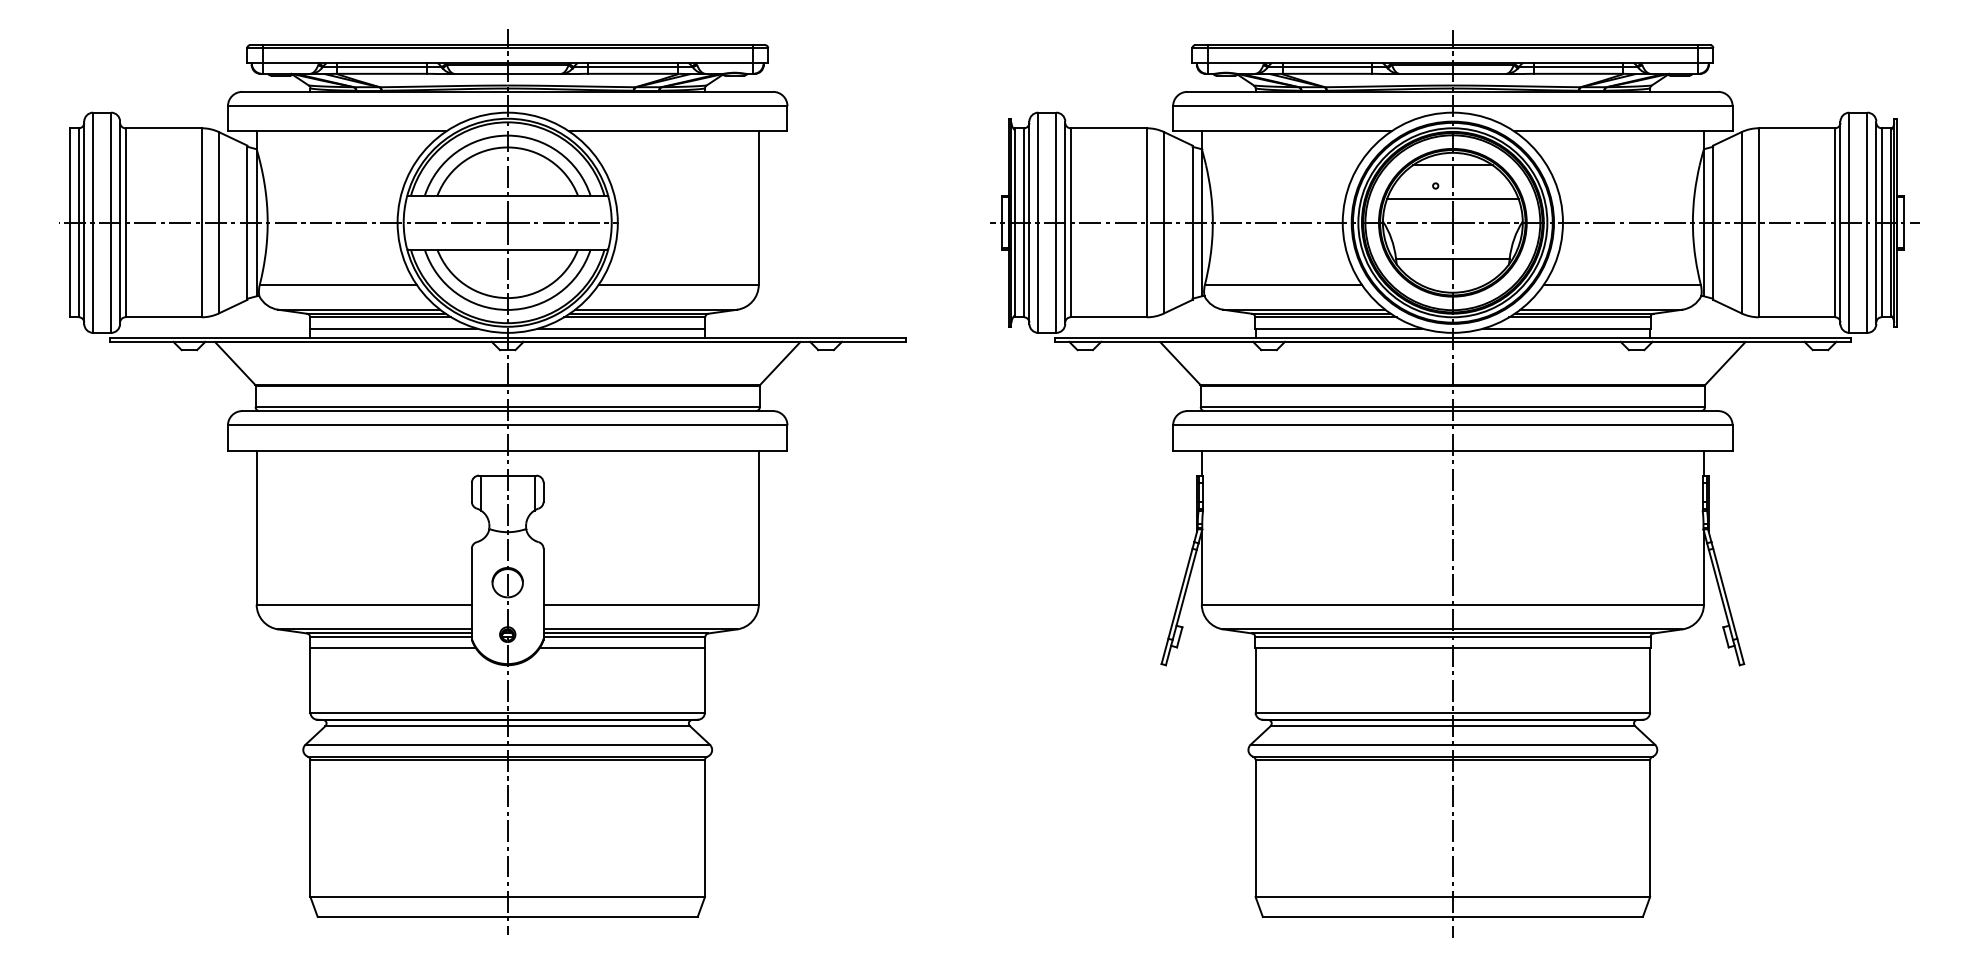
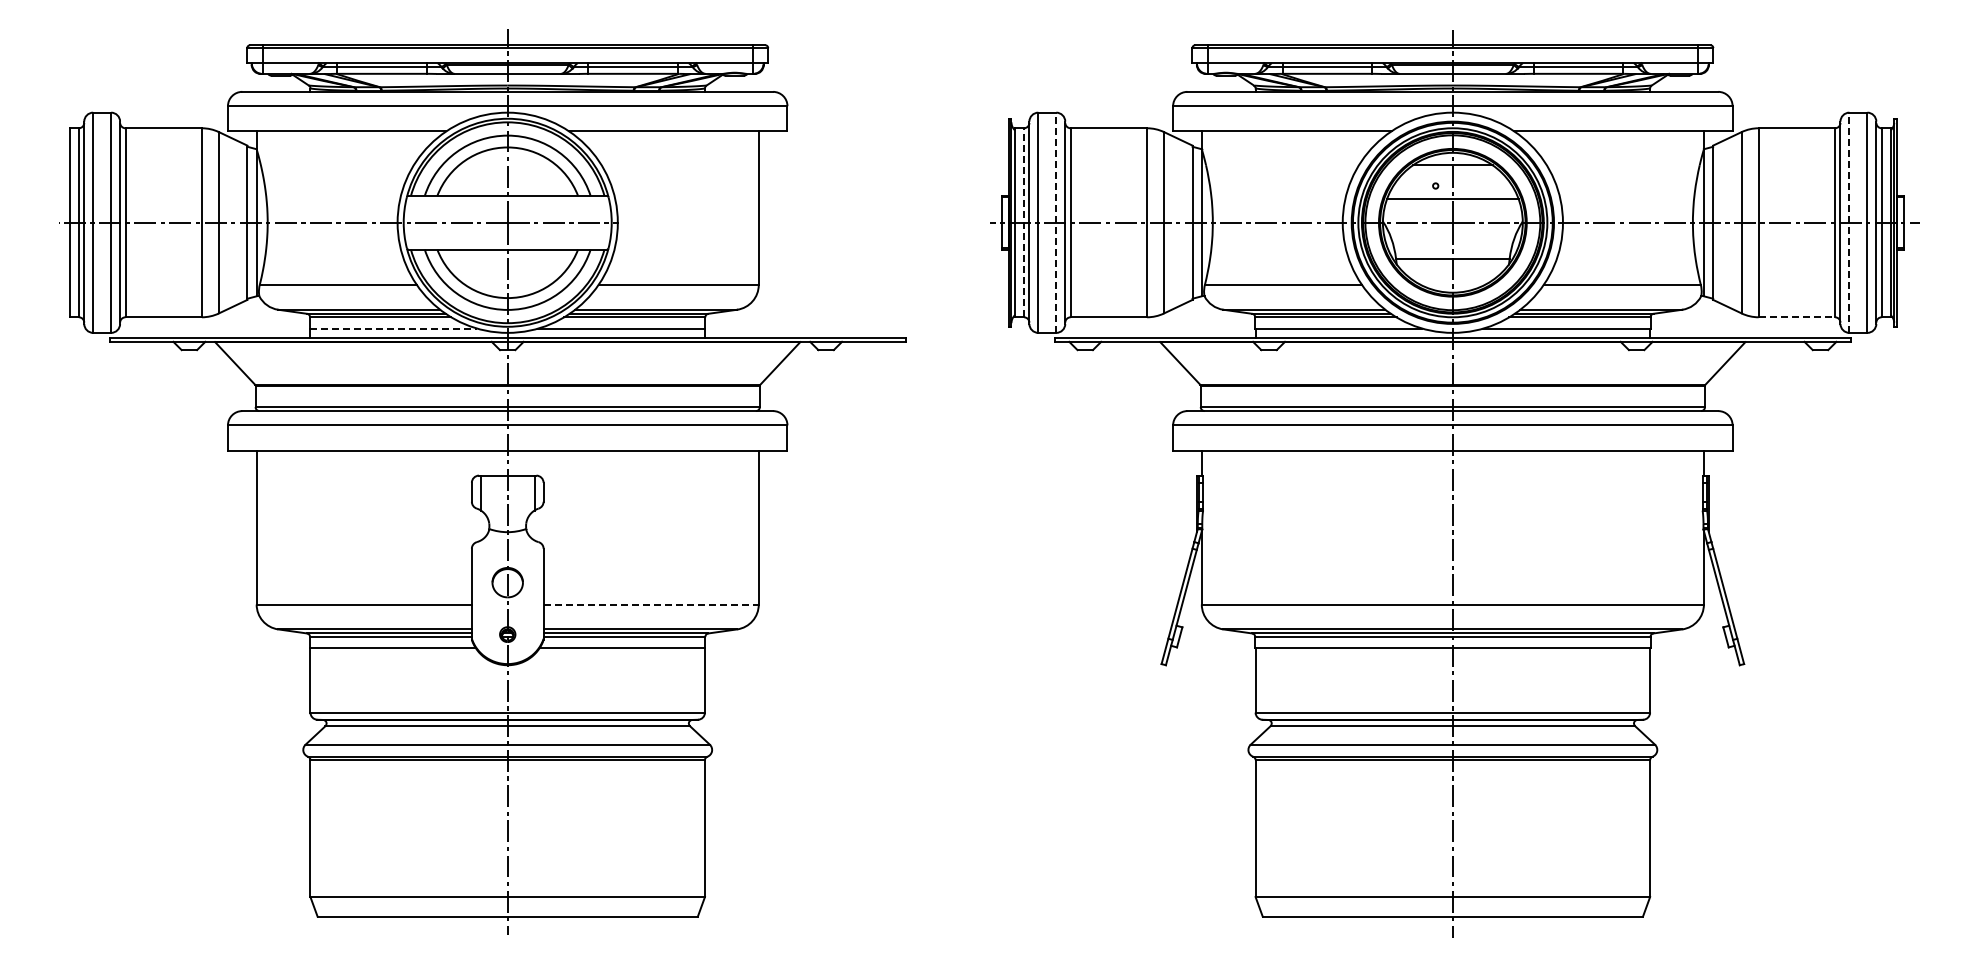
line: solid -> dashed (1024, 222)
line: solid -> dashed (1056, 222)
line: solid -> dashed (1849, 222)
line: solid -> dashed (1797, 317)
line: solid -> dashed (393, 328)
line: solid -> dashed (651, 604)
